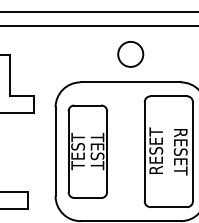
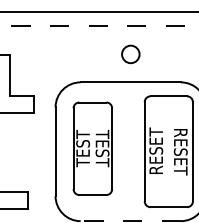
line: solid -> dashed (99, 26)
circle size: 28x27 px -> 20x21 px (130, 54)
part position: (87, 151) -> (92, 148) (92, 148)
line: solid -> dashed (130, 221)
